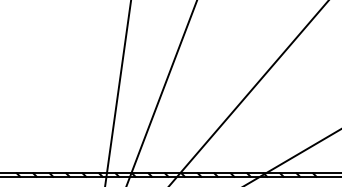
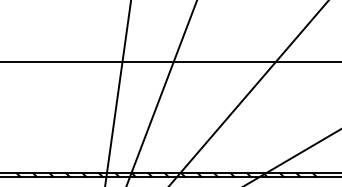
line: none -> present (170, 62)
